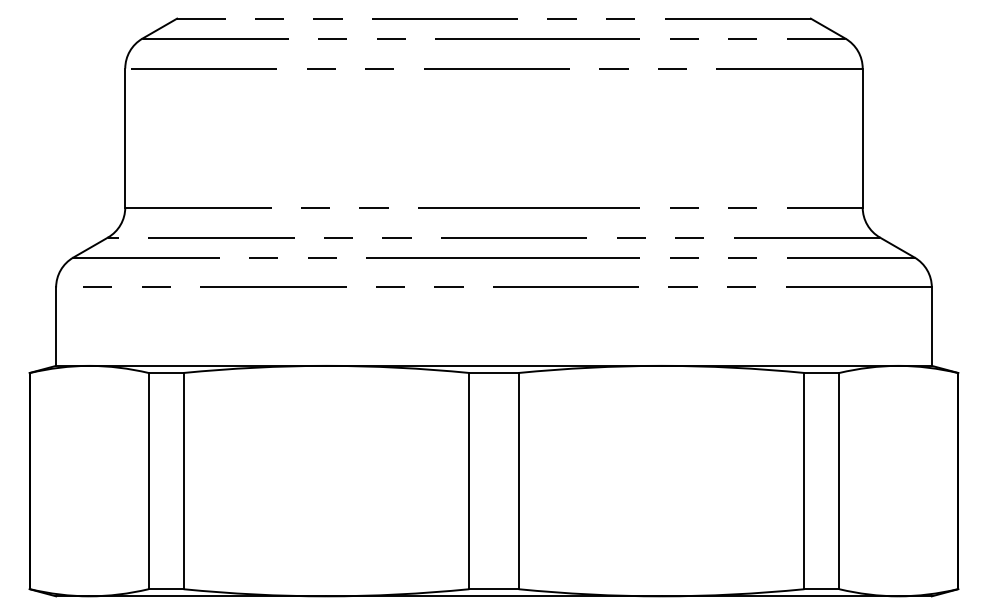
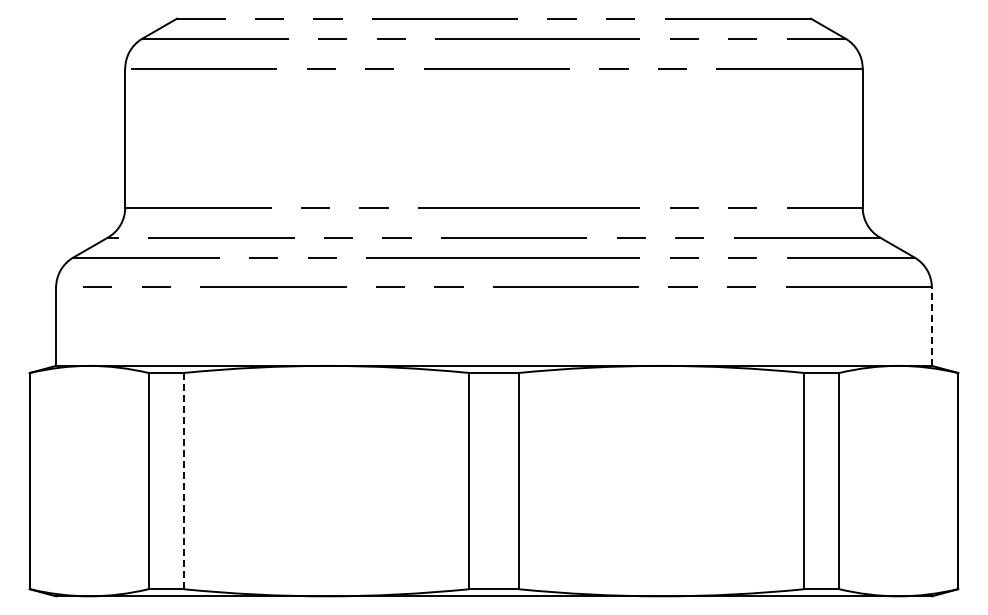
line: solid -> dashed (931, 326)
line: solid -> dashed (183, 480)
